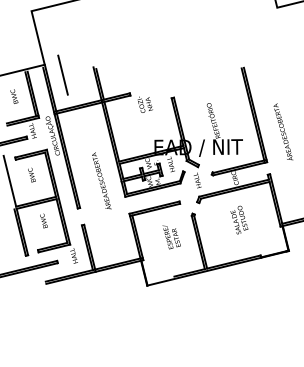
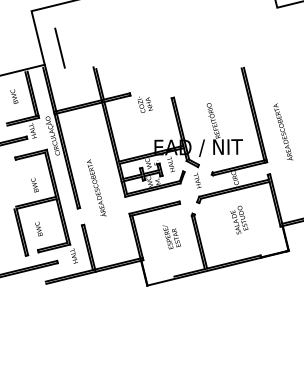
line position: (62, 74) -> (59, 47) (59, 47)
text position: (31, 174) -> (34, 184) (34, 184)
line: present -> none (9, 180)
text position: (101, 180) -> (96, 187) (96, 187)
text position: (43, 220) -> (38, 228) (38, 228)
